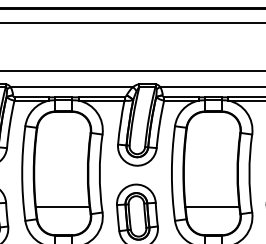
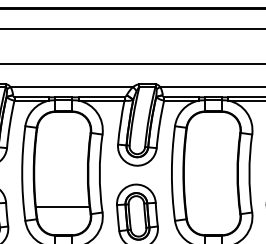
line position: (132, 22) -> (132, 28) (132, 28)
line position: (132, 70) -> (132, 63) (132, 63)
line: present -> none (212, 206)
